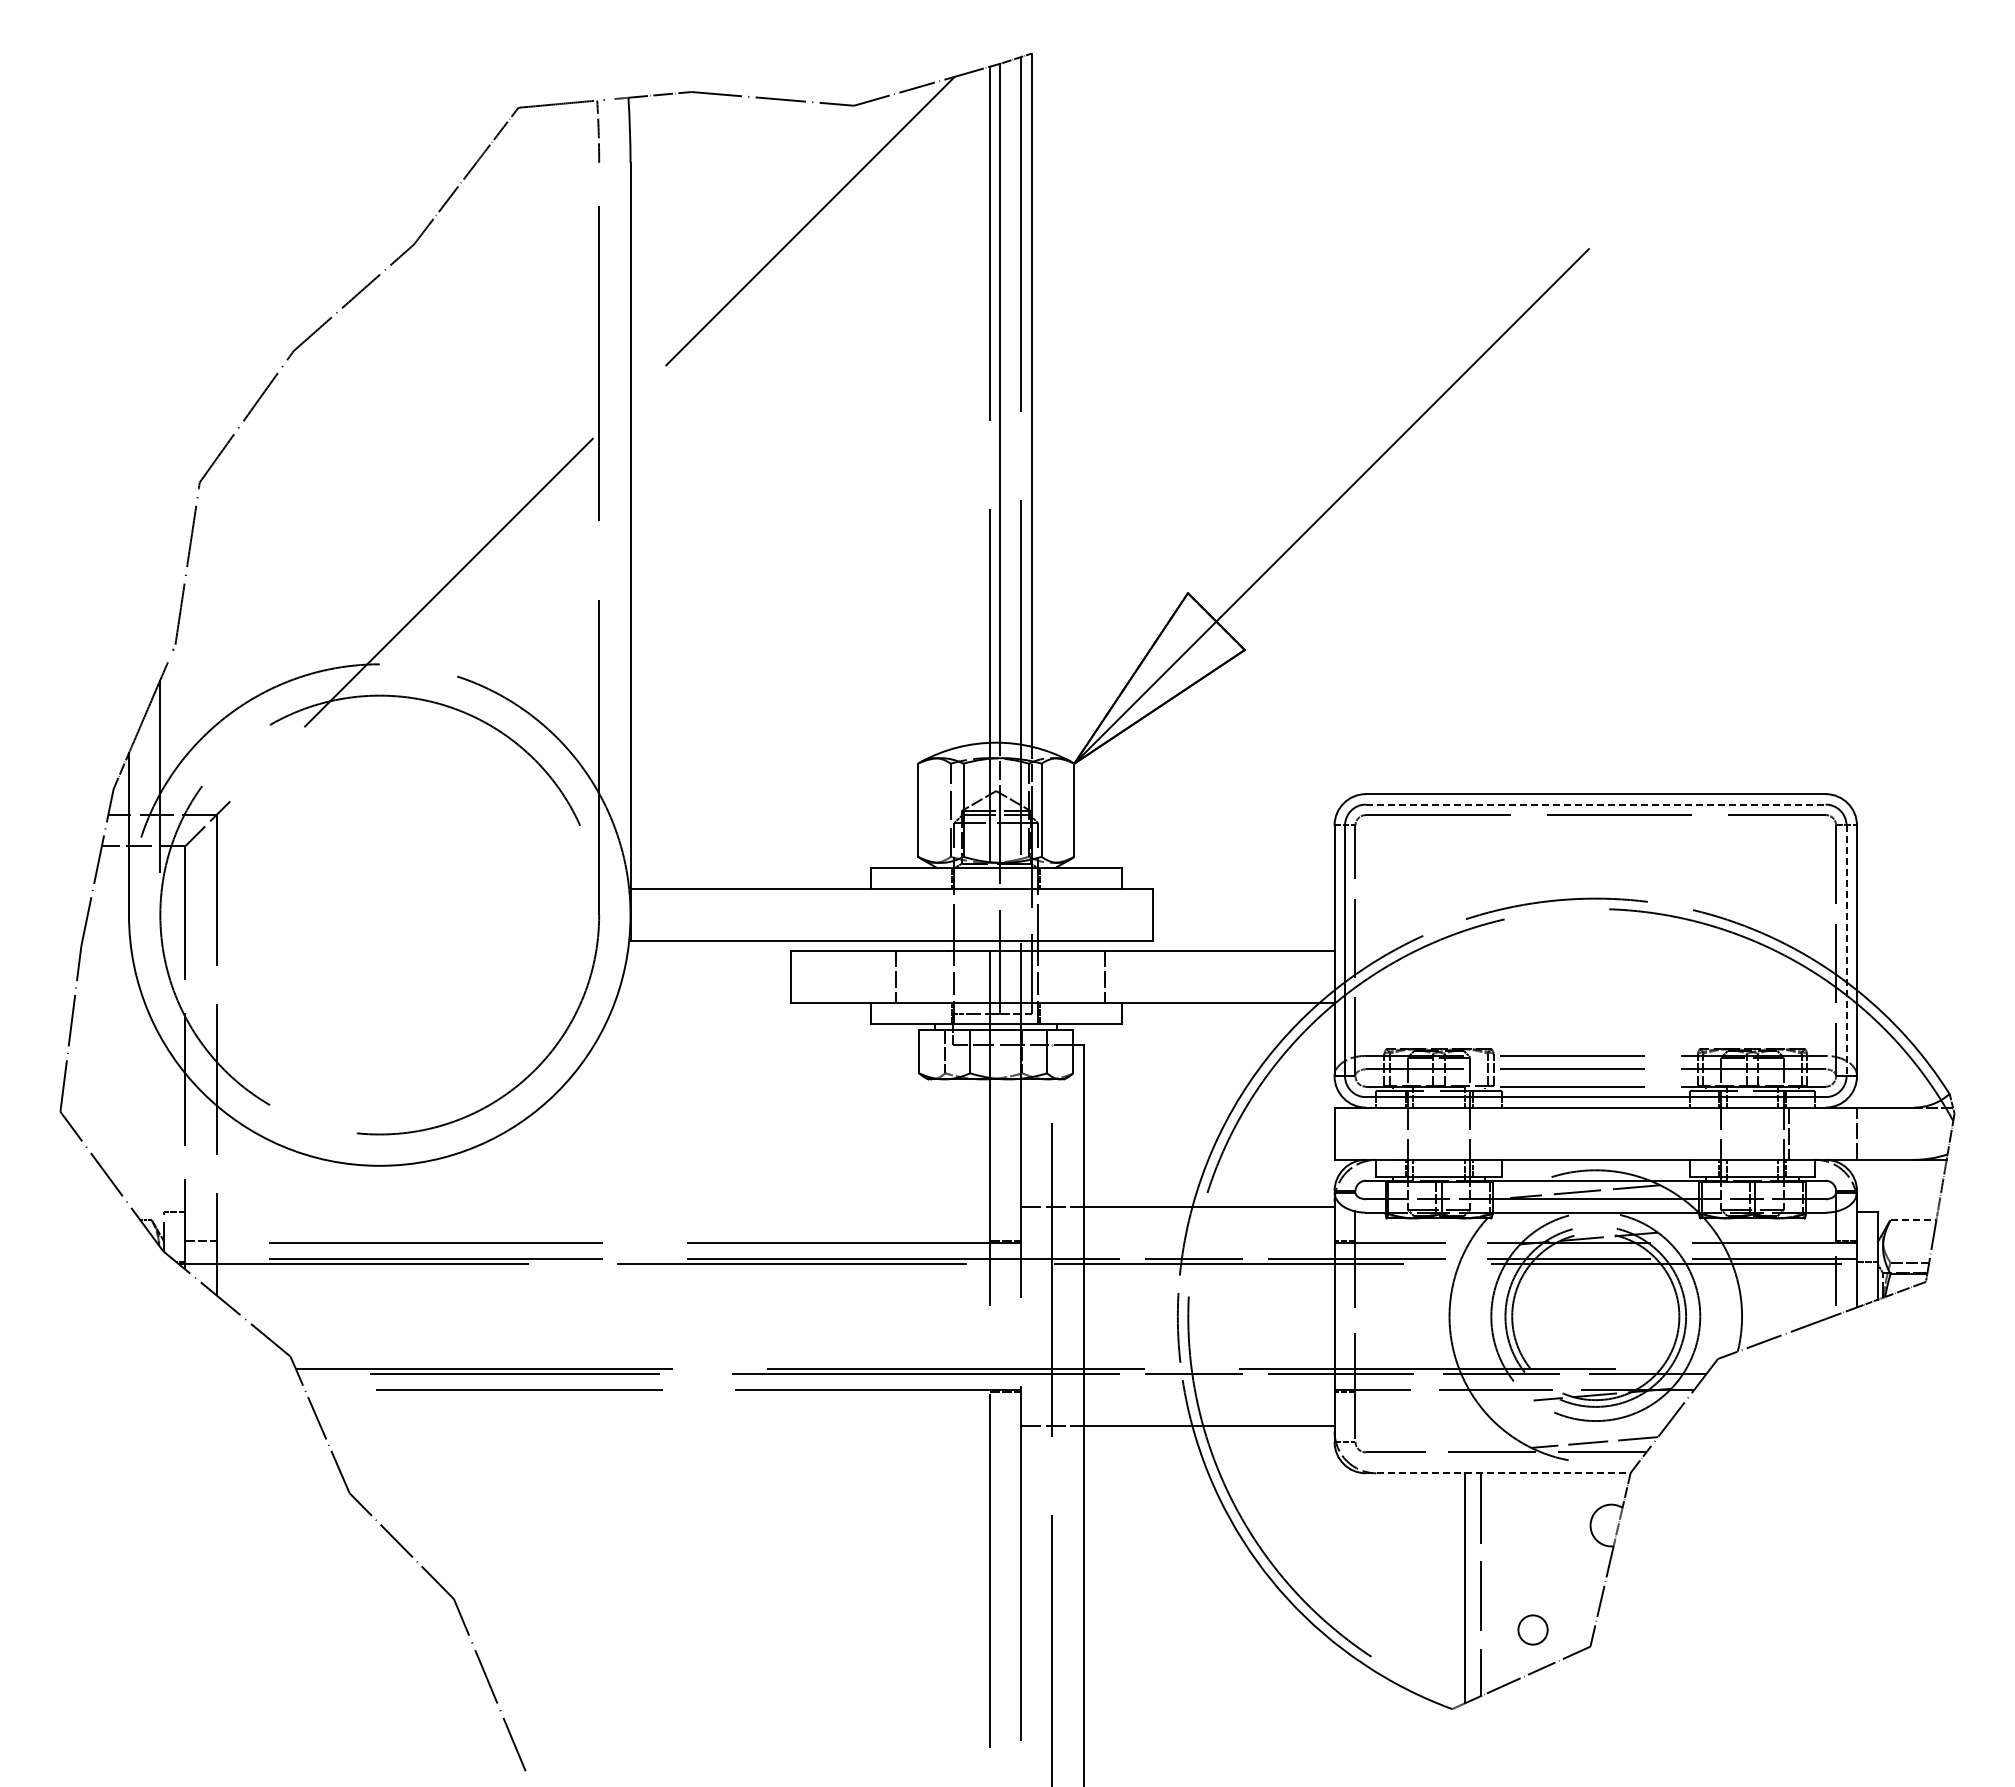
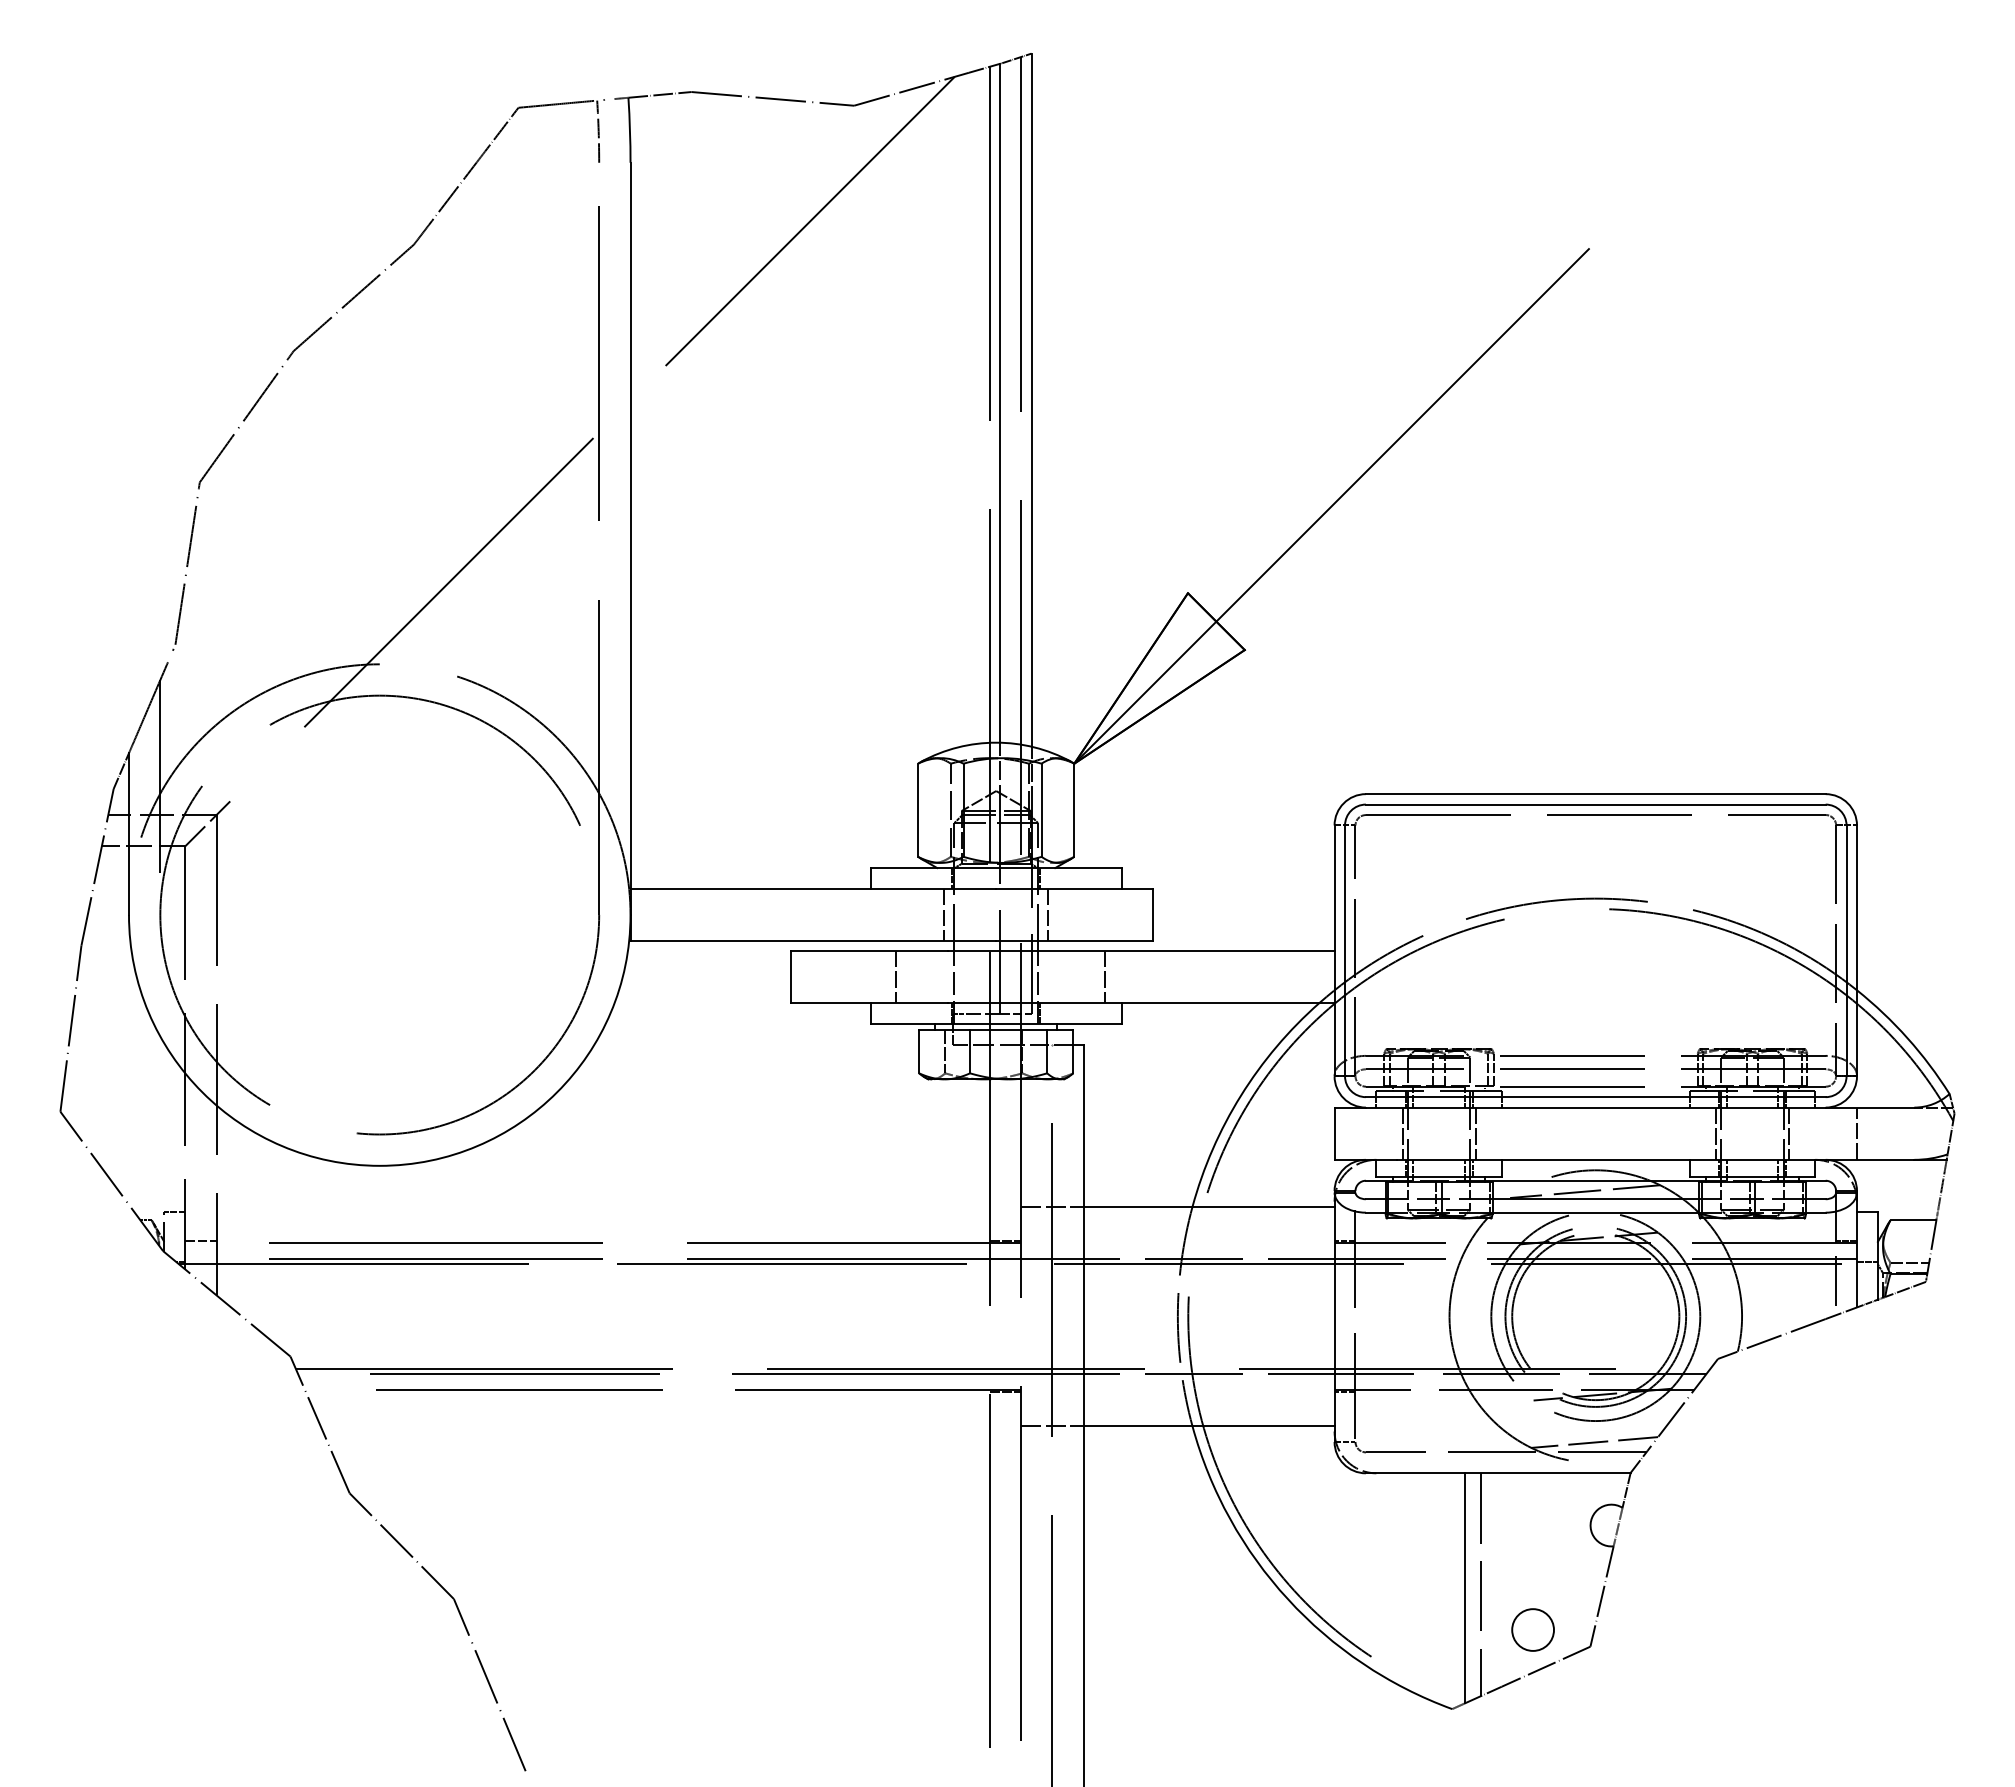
line: dashed -> solid (1595, 804)
line: none -> present (943, 914)
line: none -> present (1048, 914)
line: dashed -> solid (1846, 951)
line: none -> present (1402, 1133)
line: none -> present (1475, 1133)
line: none -> present (1715, 1133)
line: dashed -> solid (1913, 1220)
line: dashed -> solid (1498, 1473)
circle size: 32x32 px -> 44x44 px (1532, 1629)
